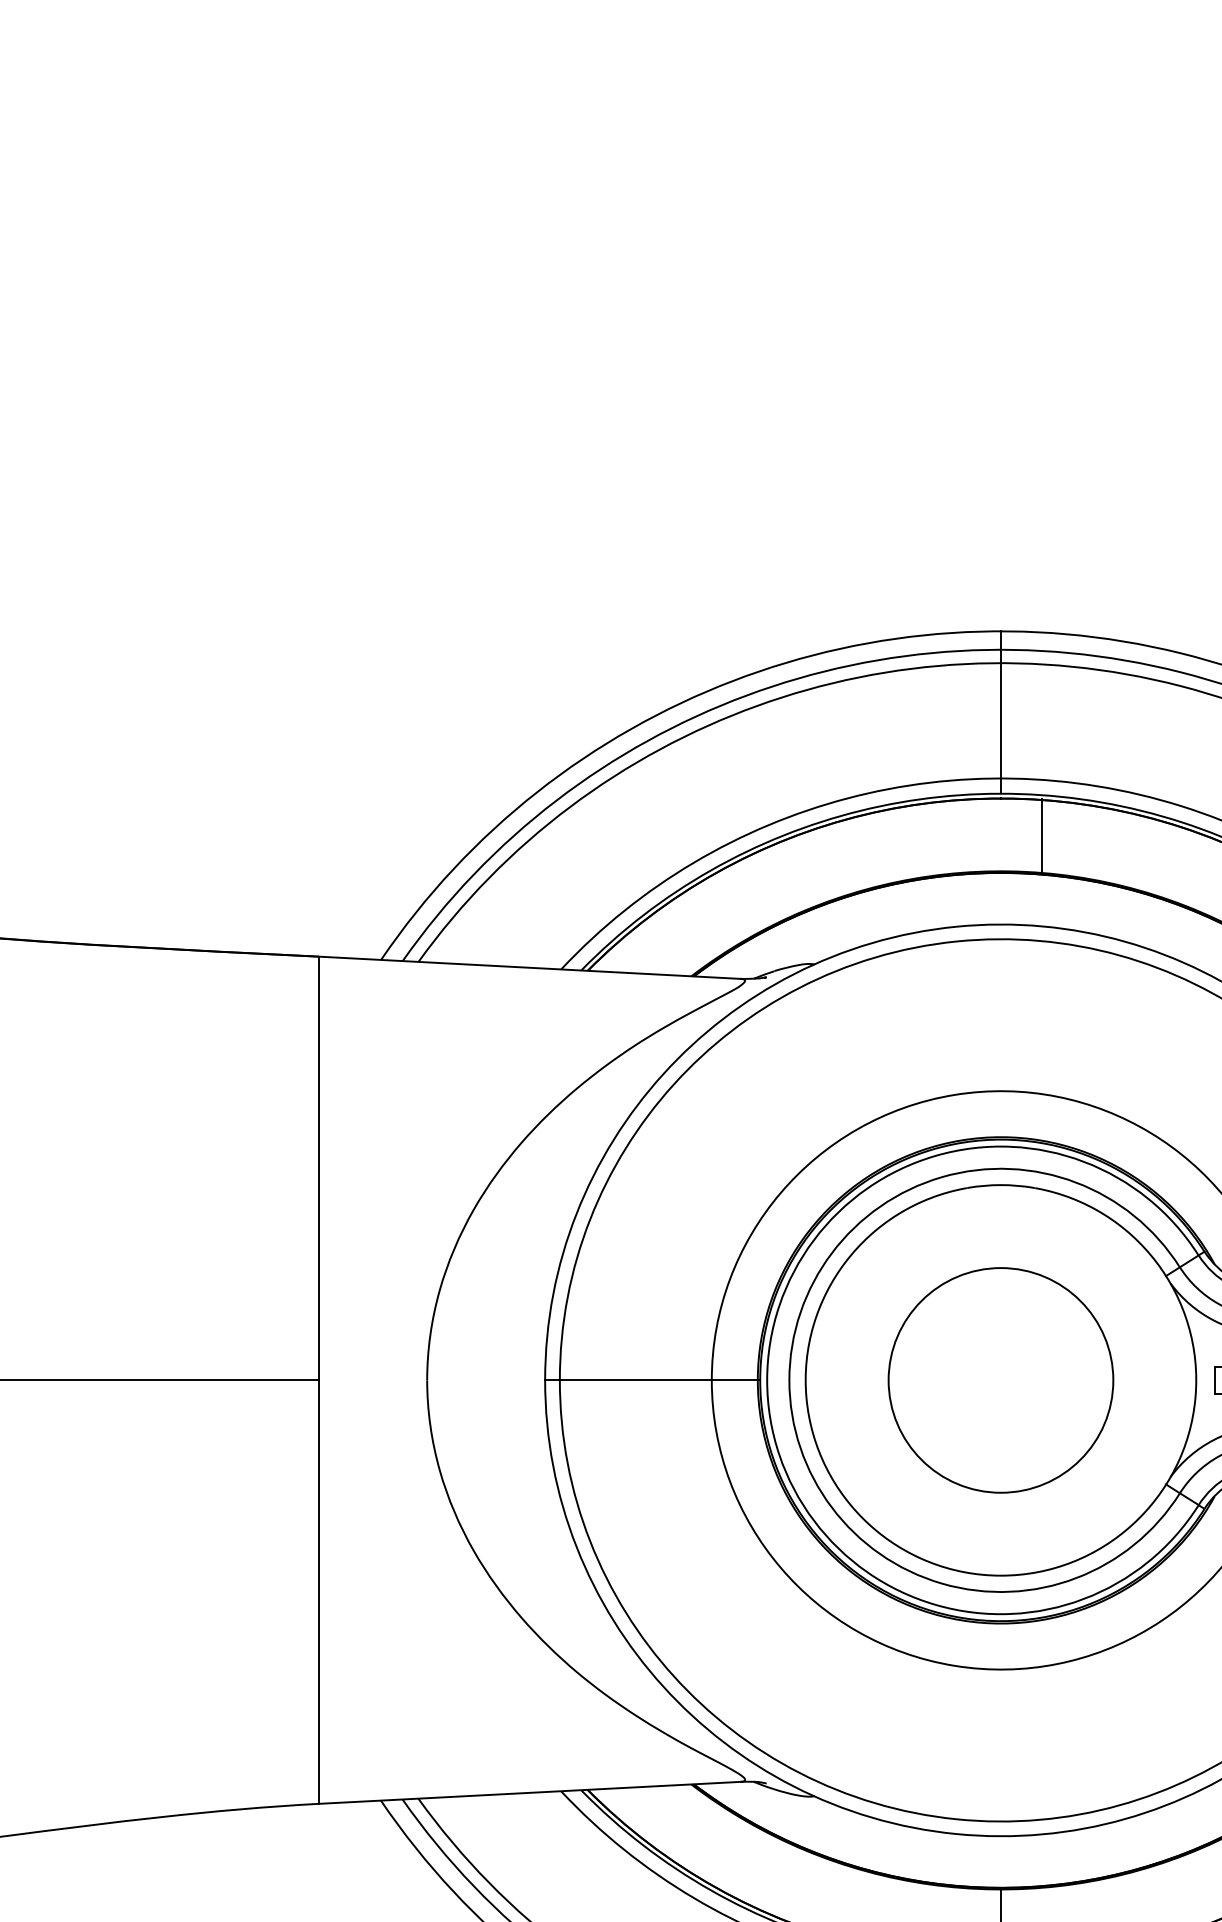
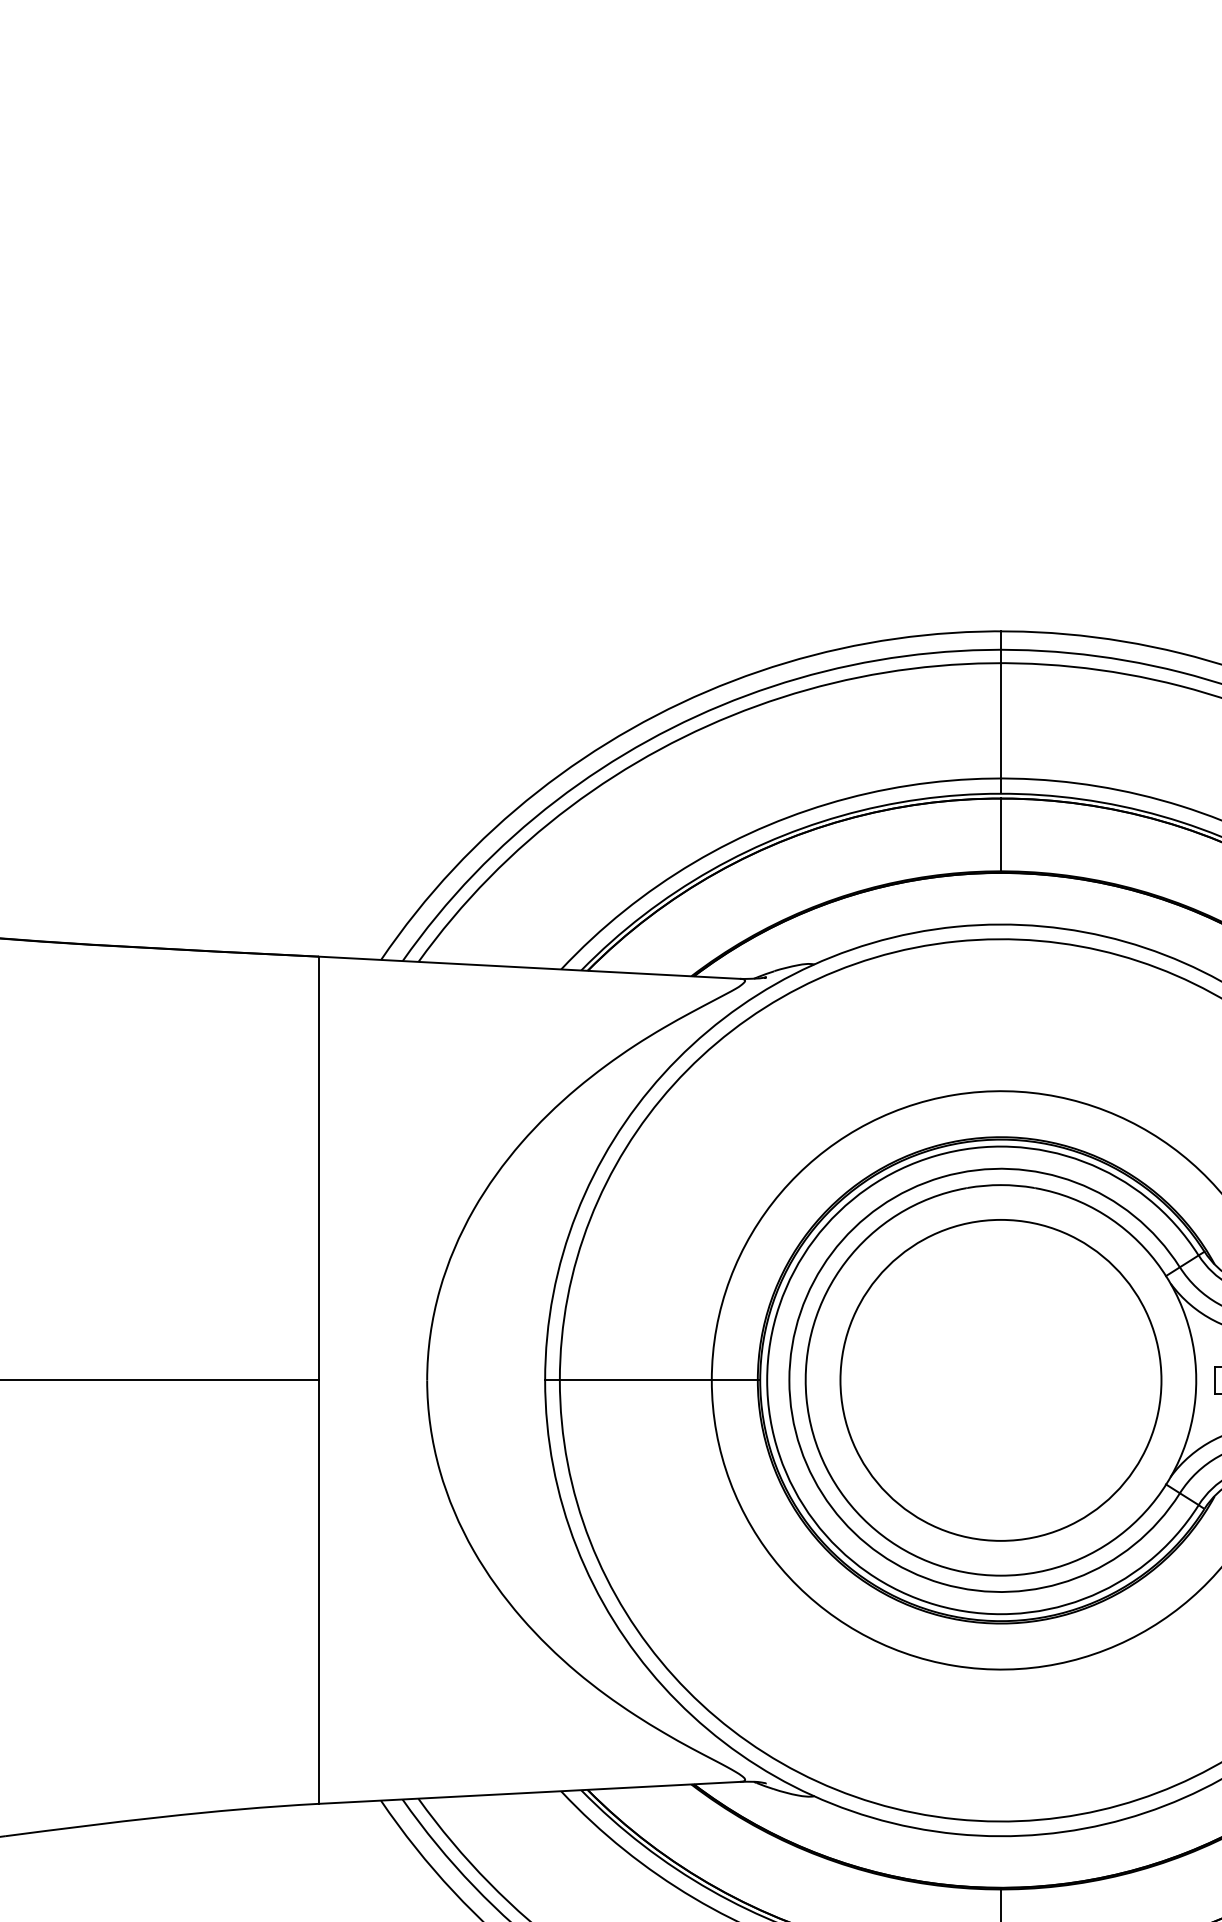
line position: (1041, 835) -> (1000, 835) (1000, 835)
circle size: 228x227 px -> 324x323 px (1000, 1380)
